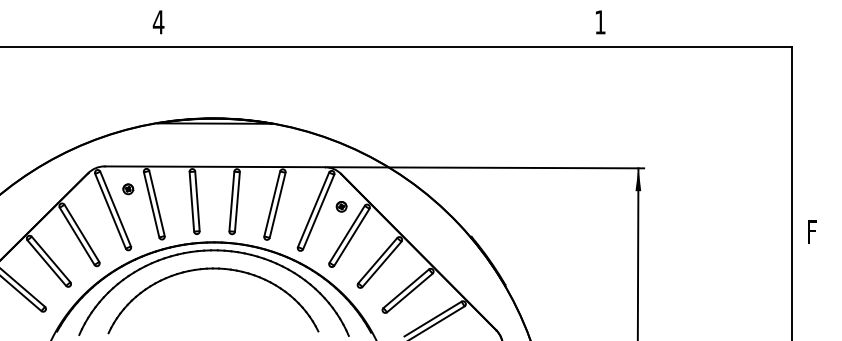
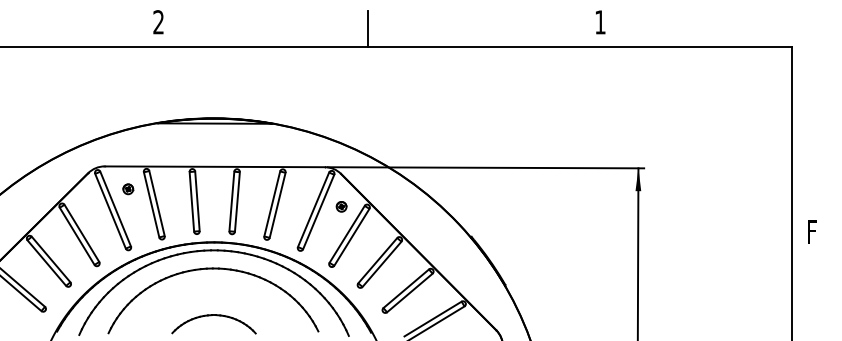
text: 4 -> 2 (158, 22)
line: none -> present (367, 29)
part: none -> present (211, 316)
